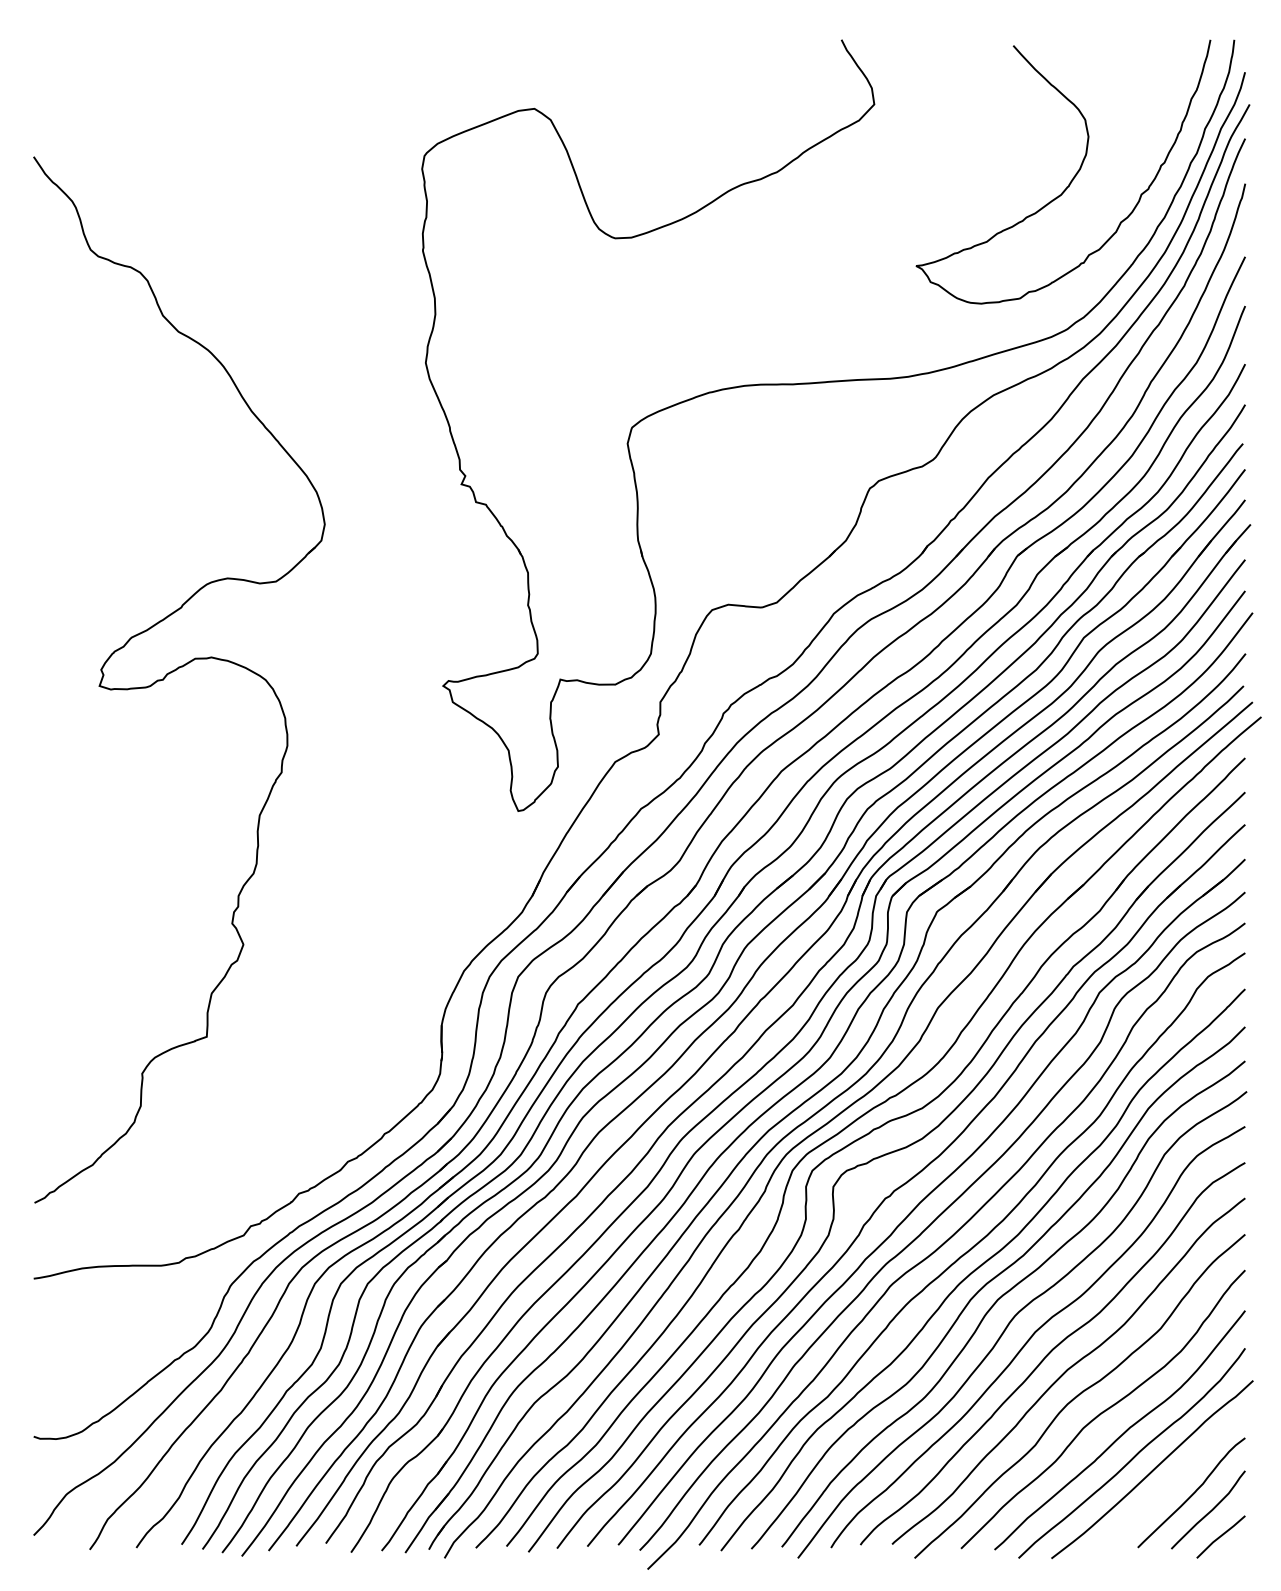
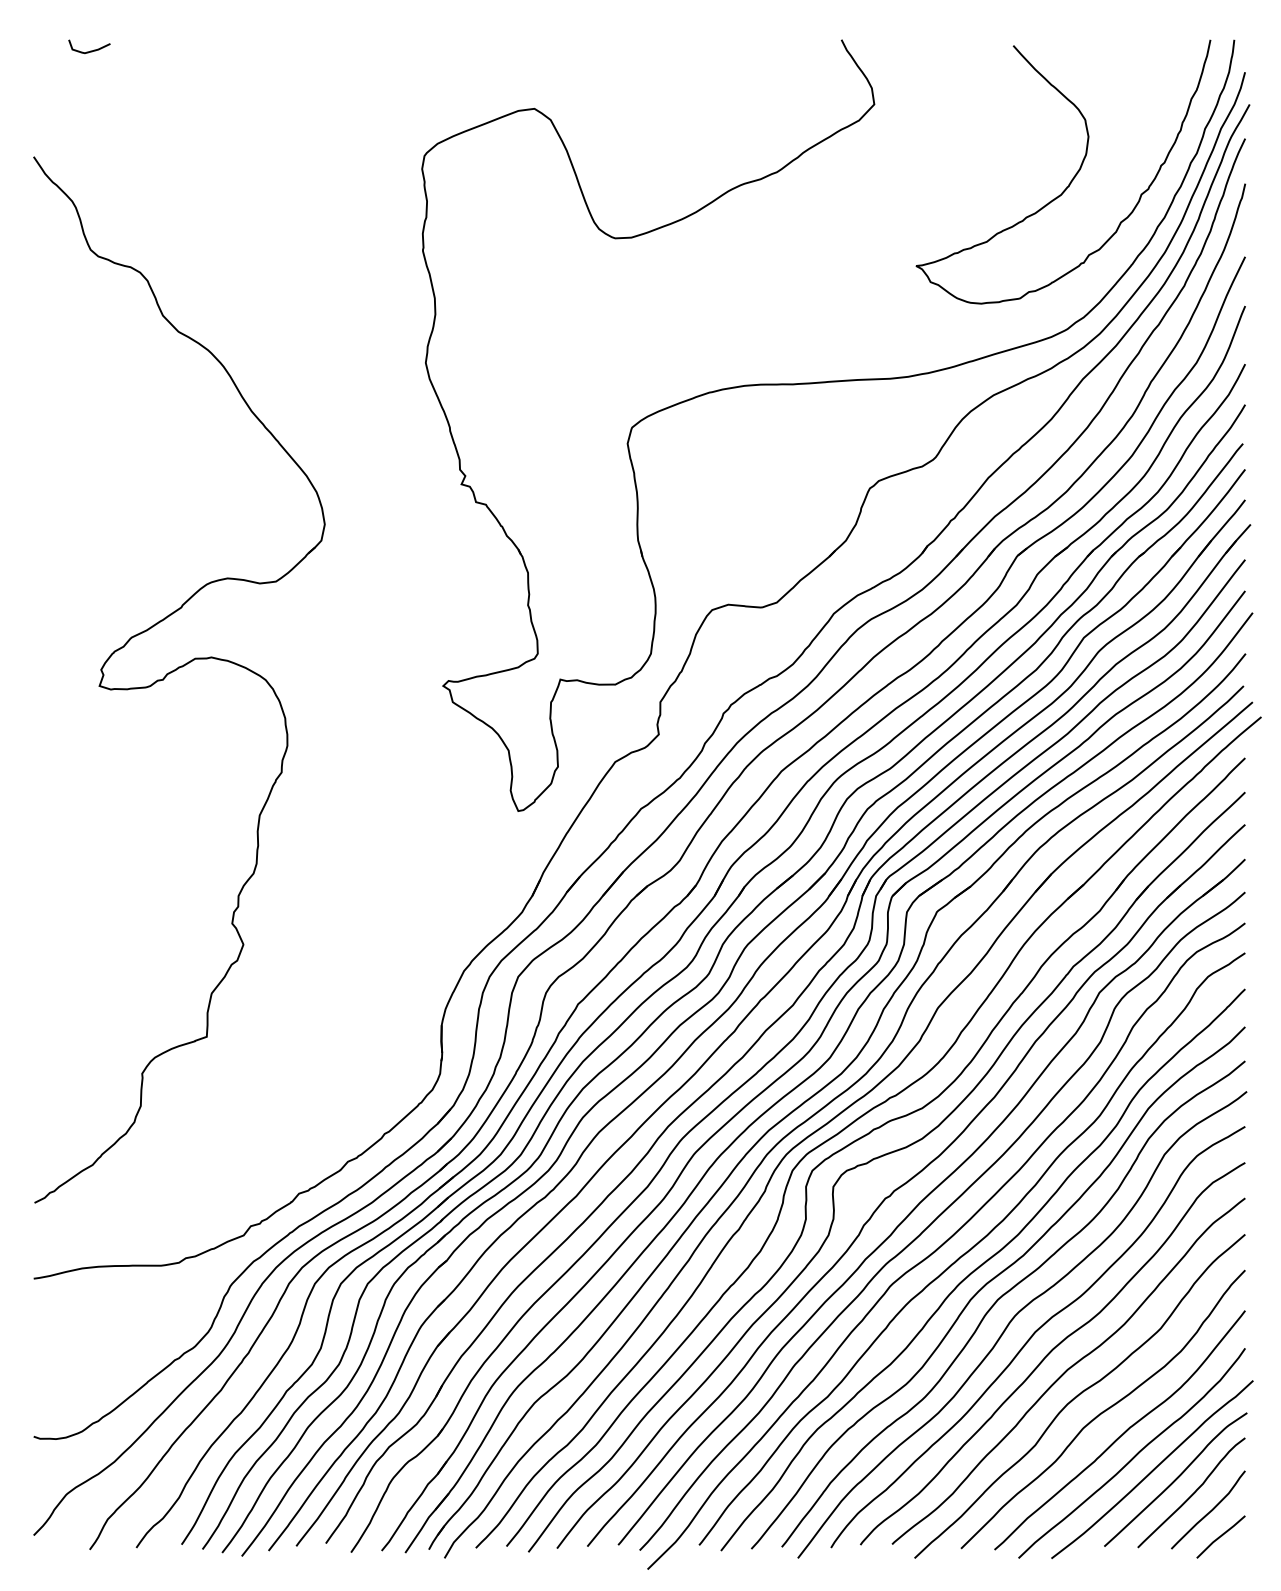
curve: none -> present (90, 50)
curve: none -> present (1175, 1479)
